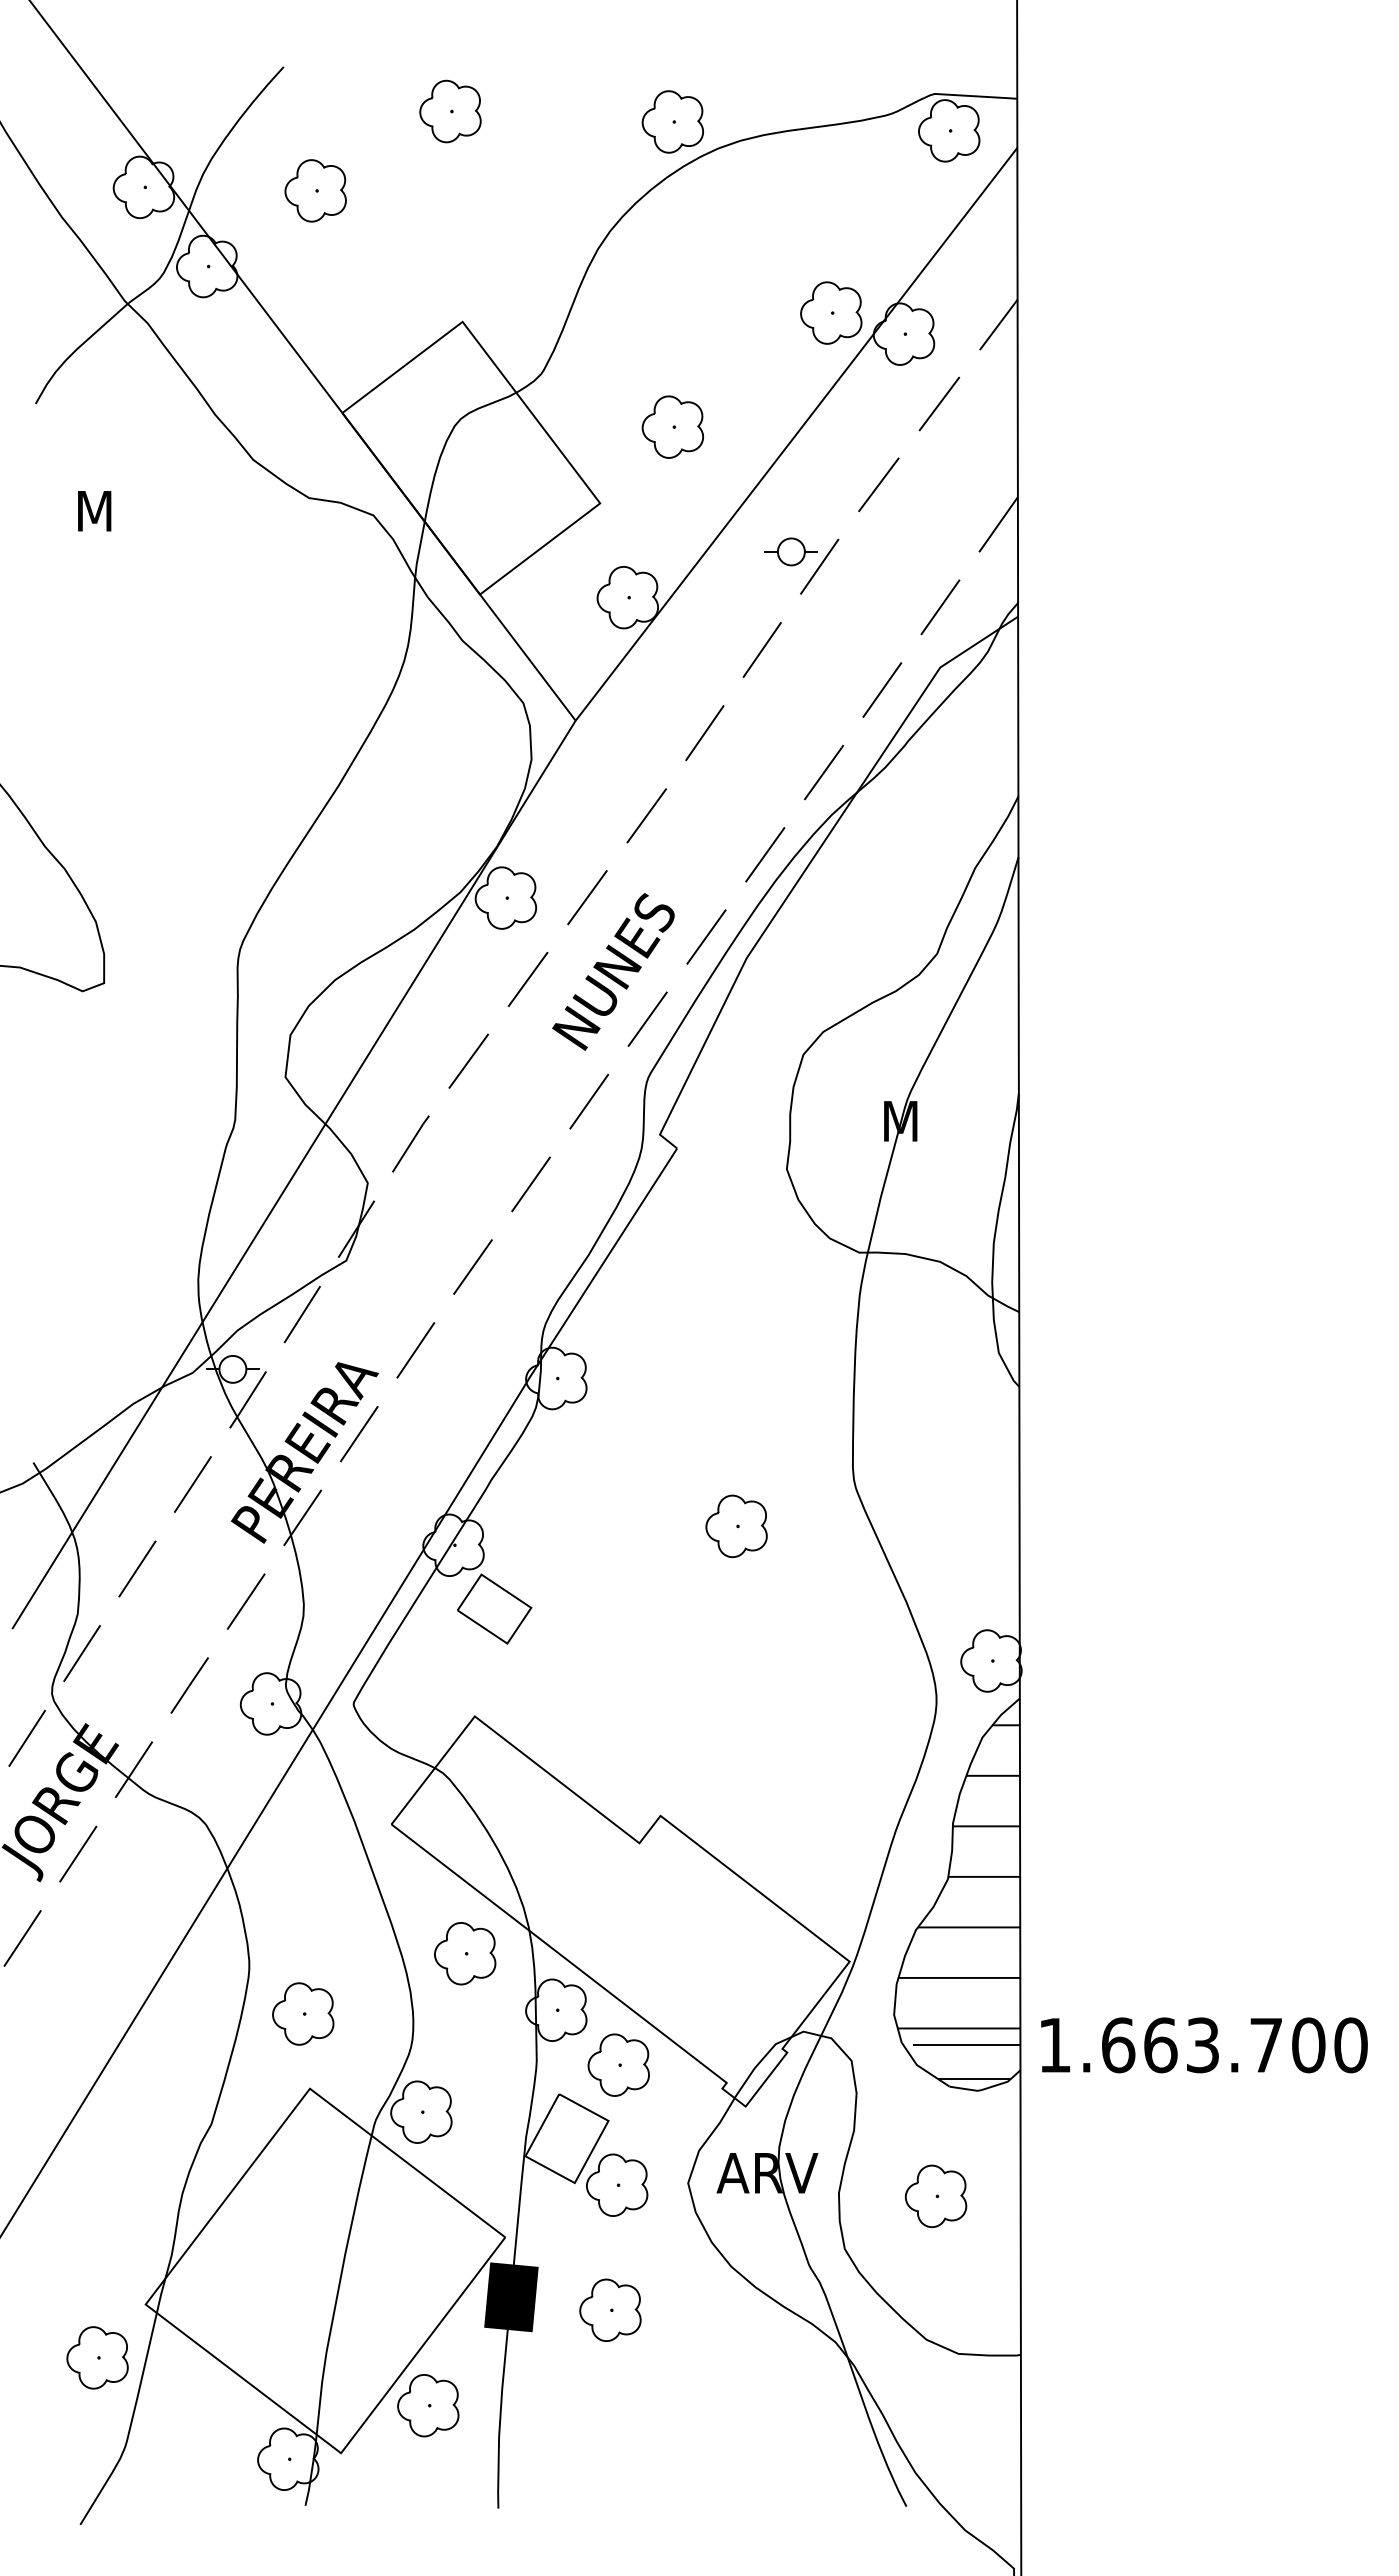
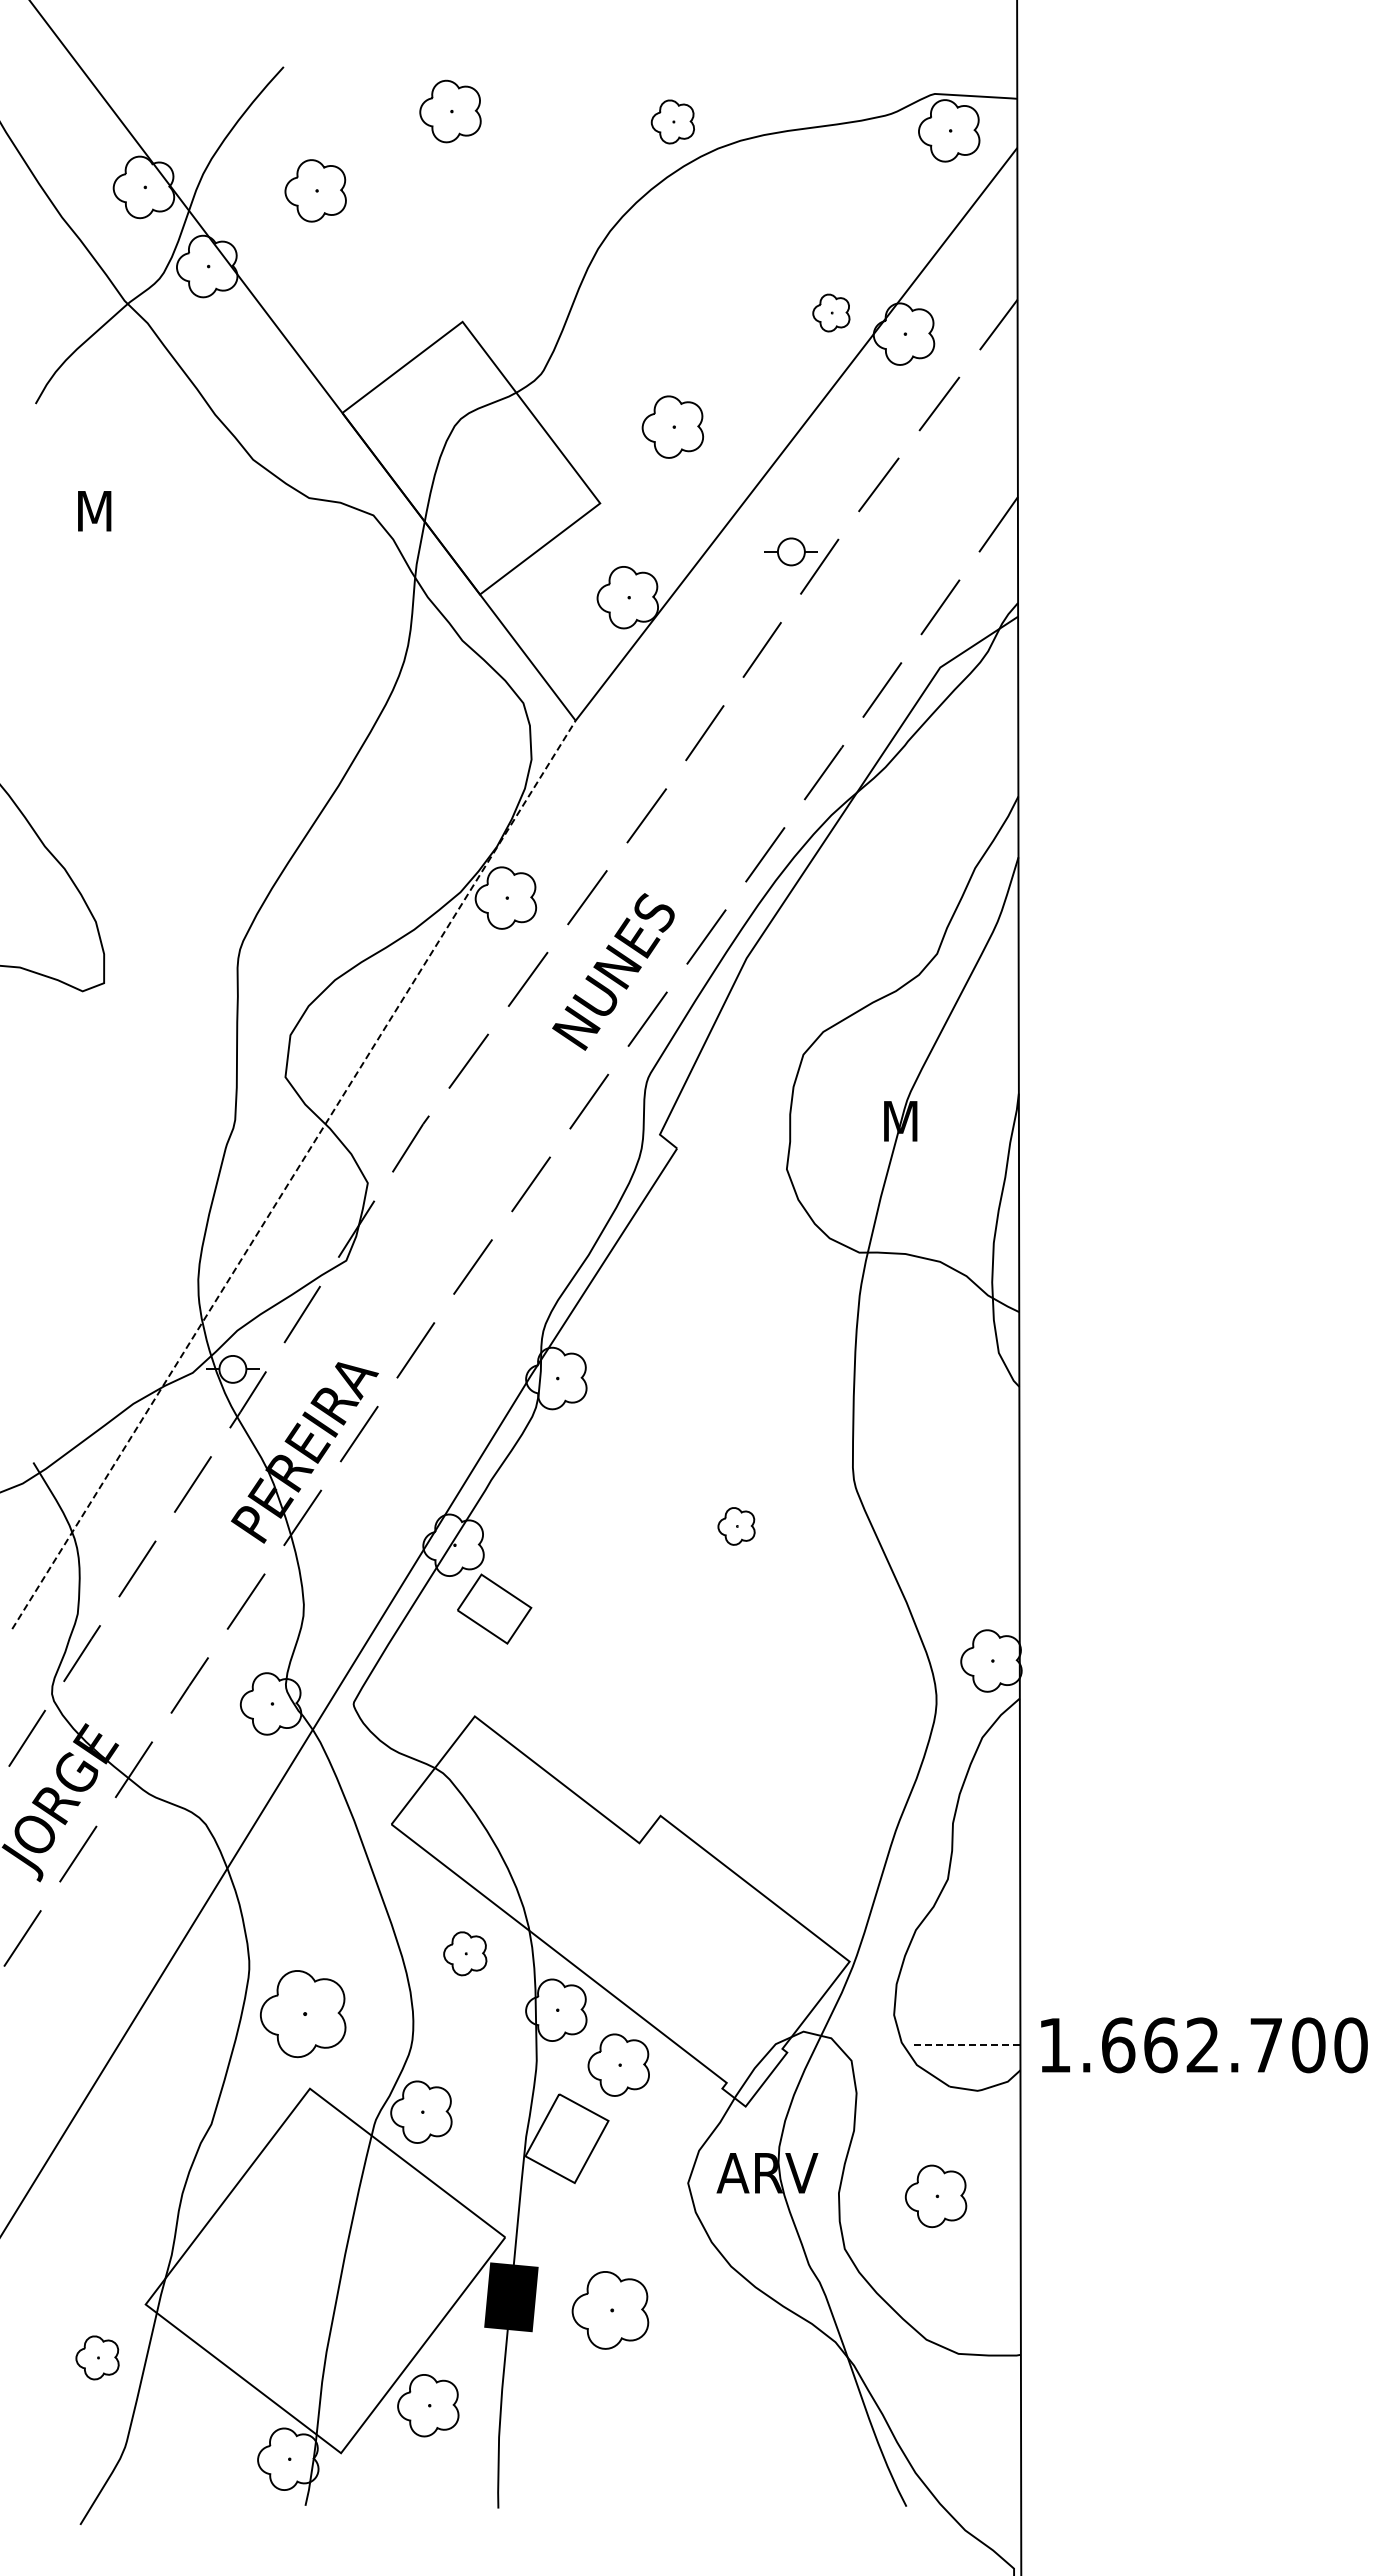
part size: 64x64 px -> 45x46 px (672, 121)
part size: 63x64 px -> 39x40 px (831, 312)
line: solid -> dashed (294, 1174)
part size: 63x65 px -> 39x39 px (736, 1526)
hatch: present -> none (958, 1902)
part size: 63x64 px -> 45x46 px (465, 1953)
part size: 63x64 px -> 87x89 px (303, 2014)
line: solid -> dashed (966, 2045)
text: 1.663.700 -> 1.662.700 (1202, 2045)
part: present -> none (617, 2184)
part size: 63x64 px -> 79x79 px (610, 2310)
part size: 63x64 px -> 45x46 px (97, 2357)
